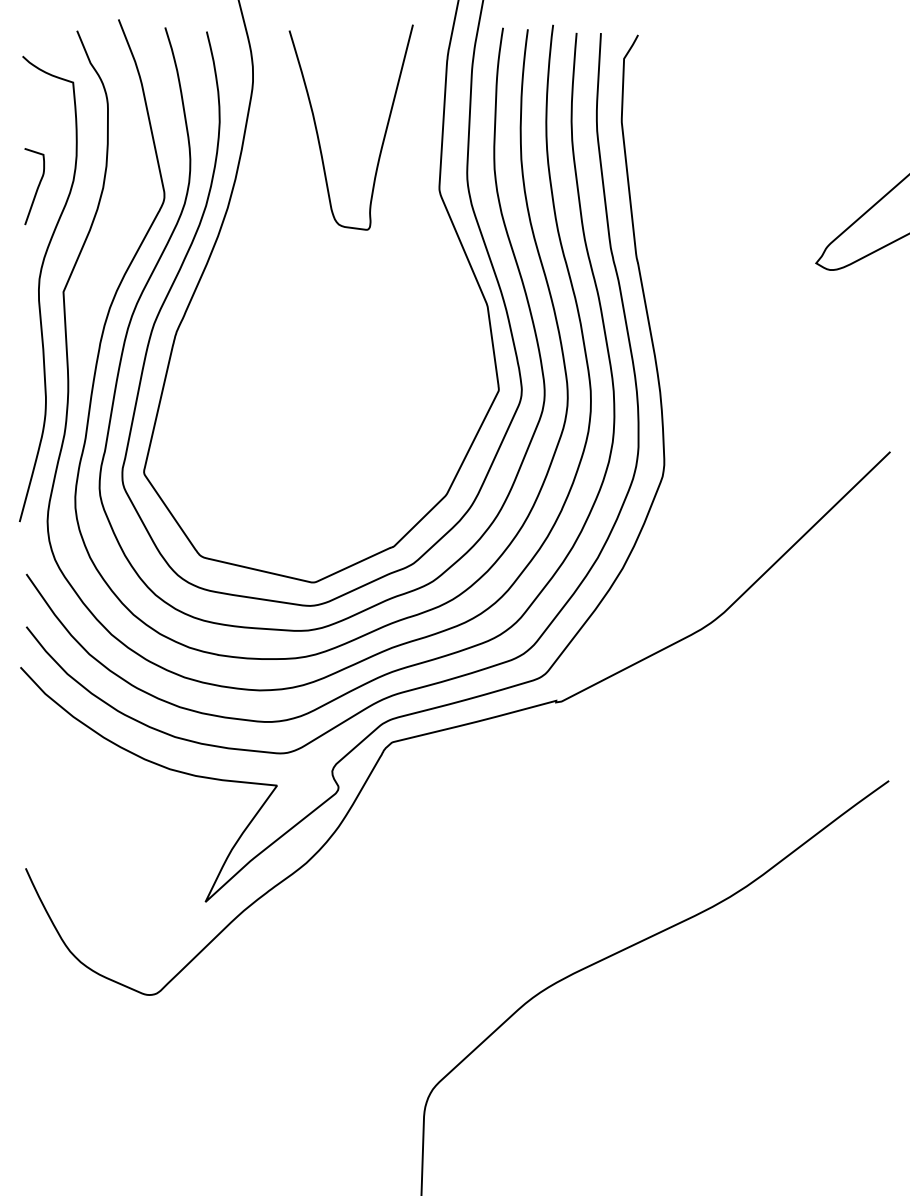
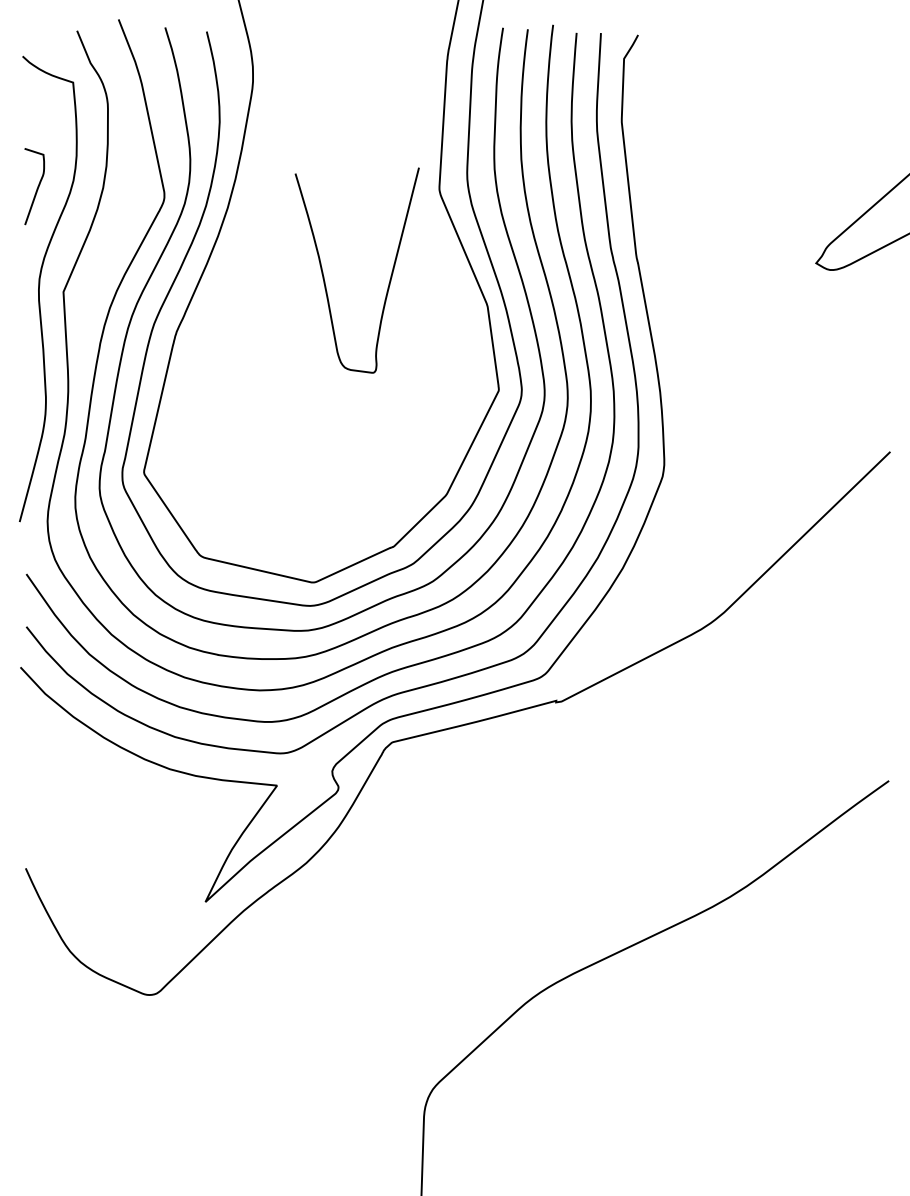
curve position: (318, 133) -> (324, 276) (324, 276)
